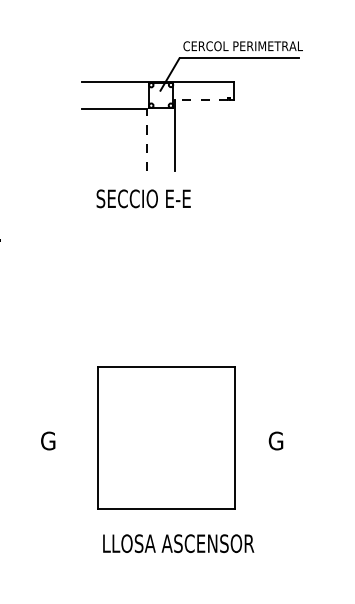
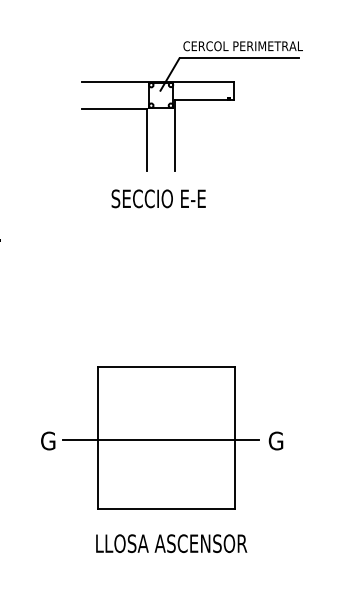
line: dashed -> solid (201, 99)
line: dashed -> solid (147, 139)
text position: (143, 198) -> (158, 198) (158, 198)
line: none -> present (161, 440)
text position: (178, 543) -> (171, 543) (171, 543)
